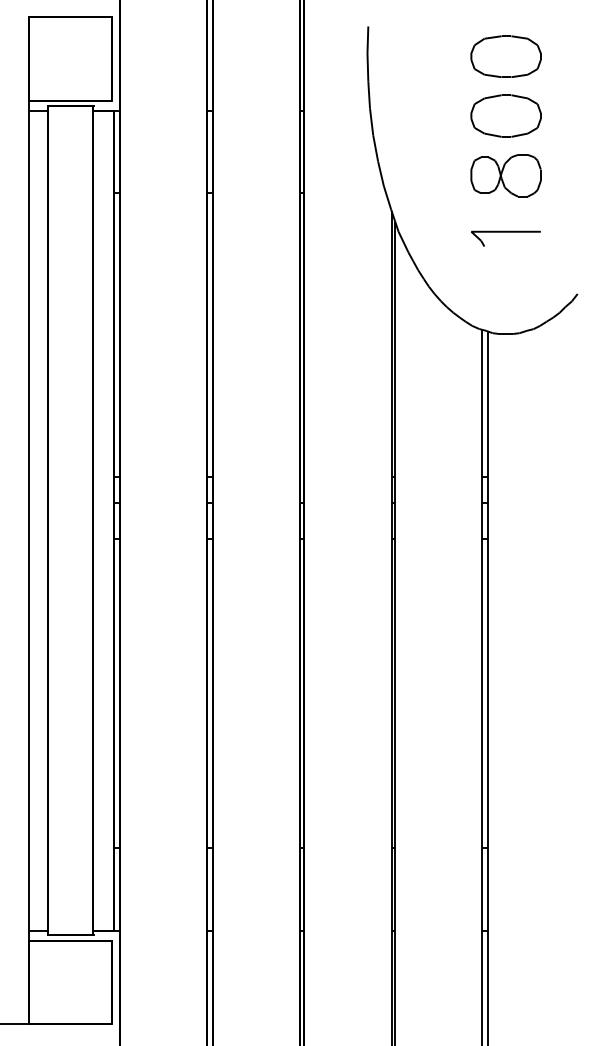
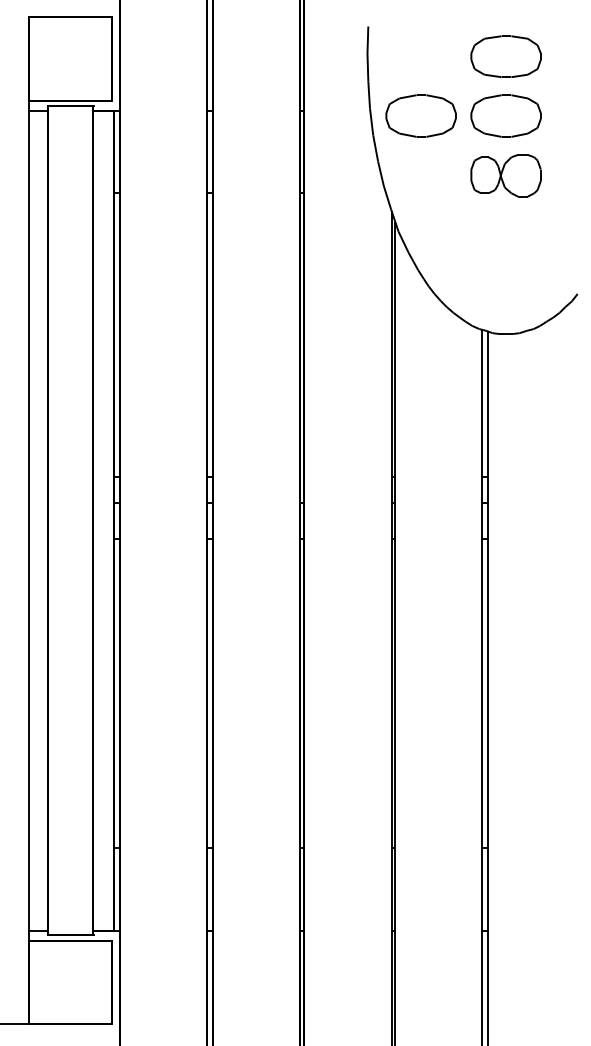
part: none -> present (420, 115)
part: present -> none (505, 238)
